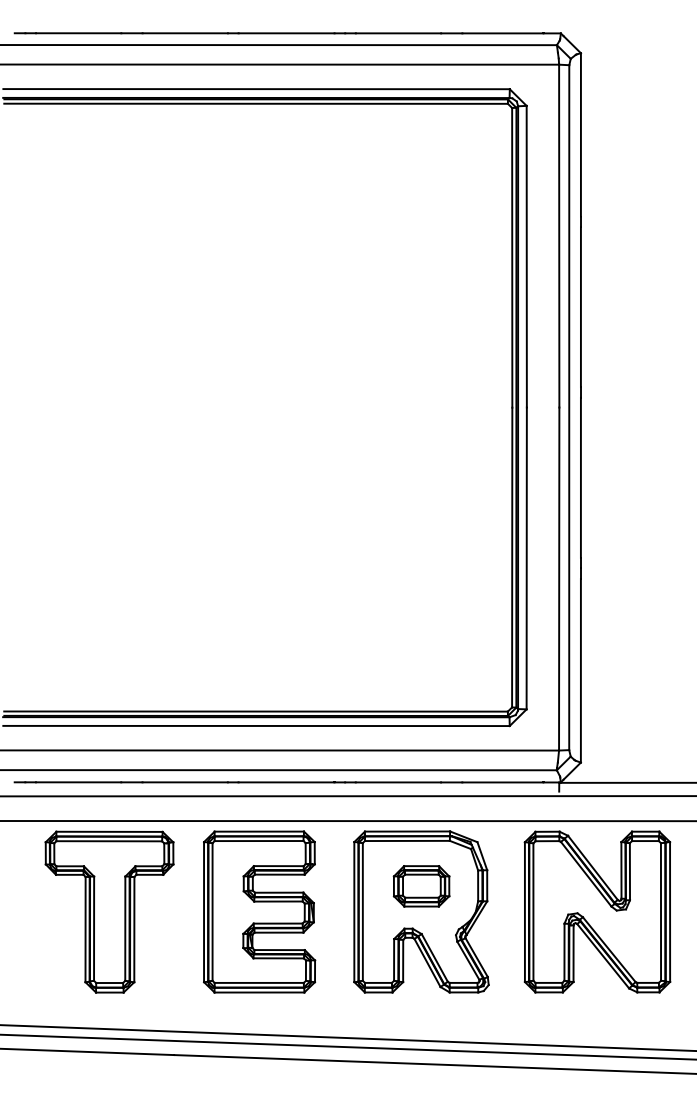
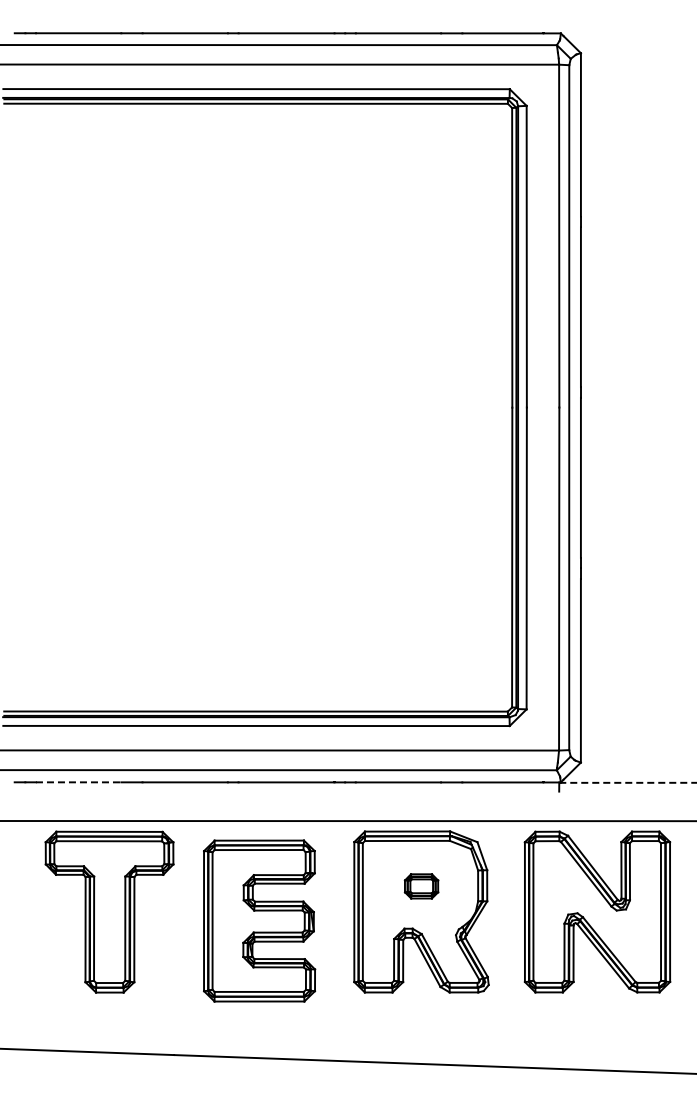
line: solid -> dashed (78, 782)
line: solid -> dashed (628, 782)
line: present -> none (347, 796)
part size: 59x43 px -> 37x27 px (421, 886)
part position: (259, 911) -> (259, 920) (259, 920)
line: present -> none (347, 1037)
line: present -> none (347, 1046)
